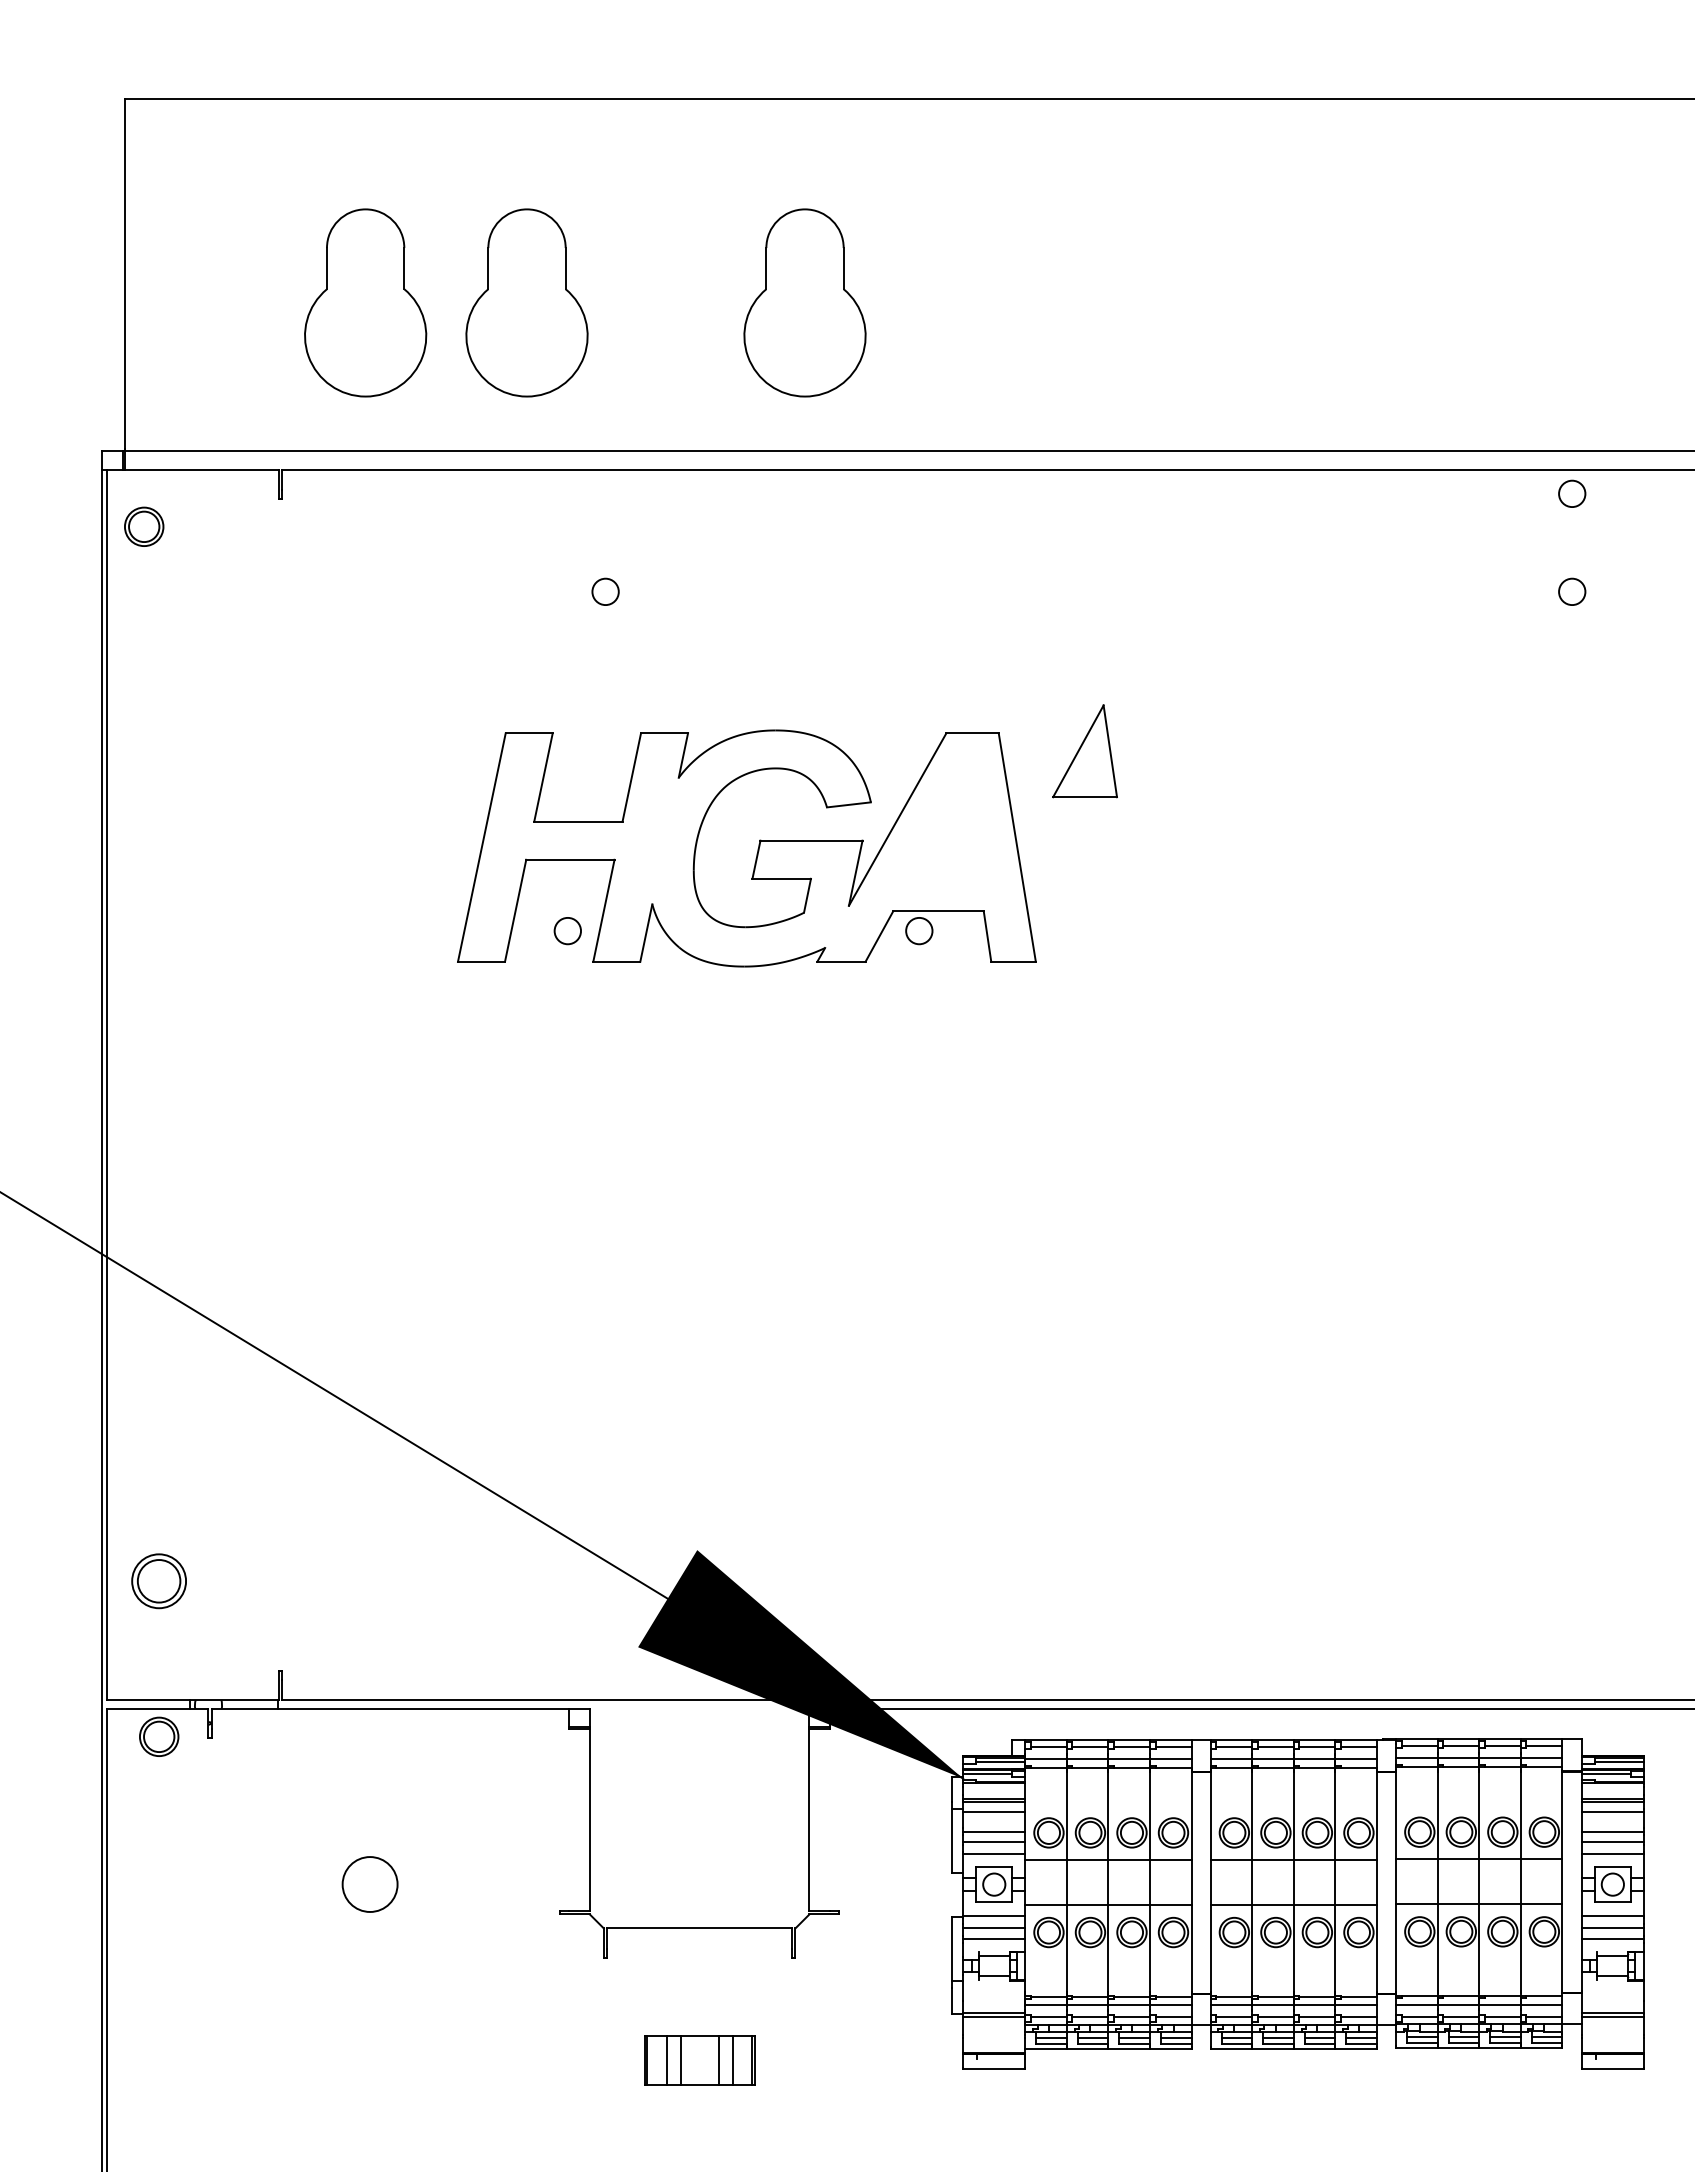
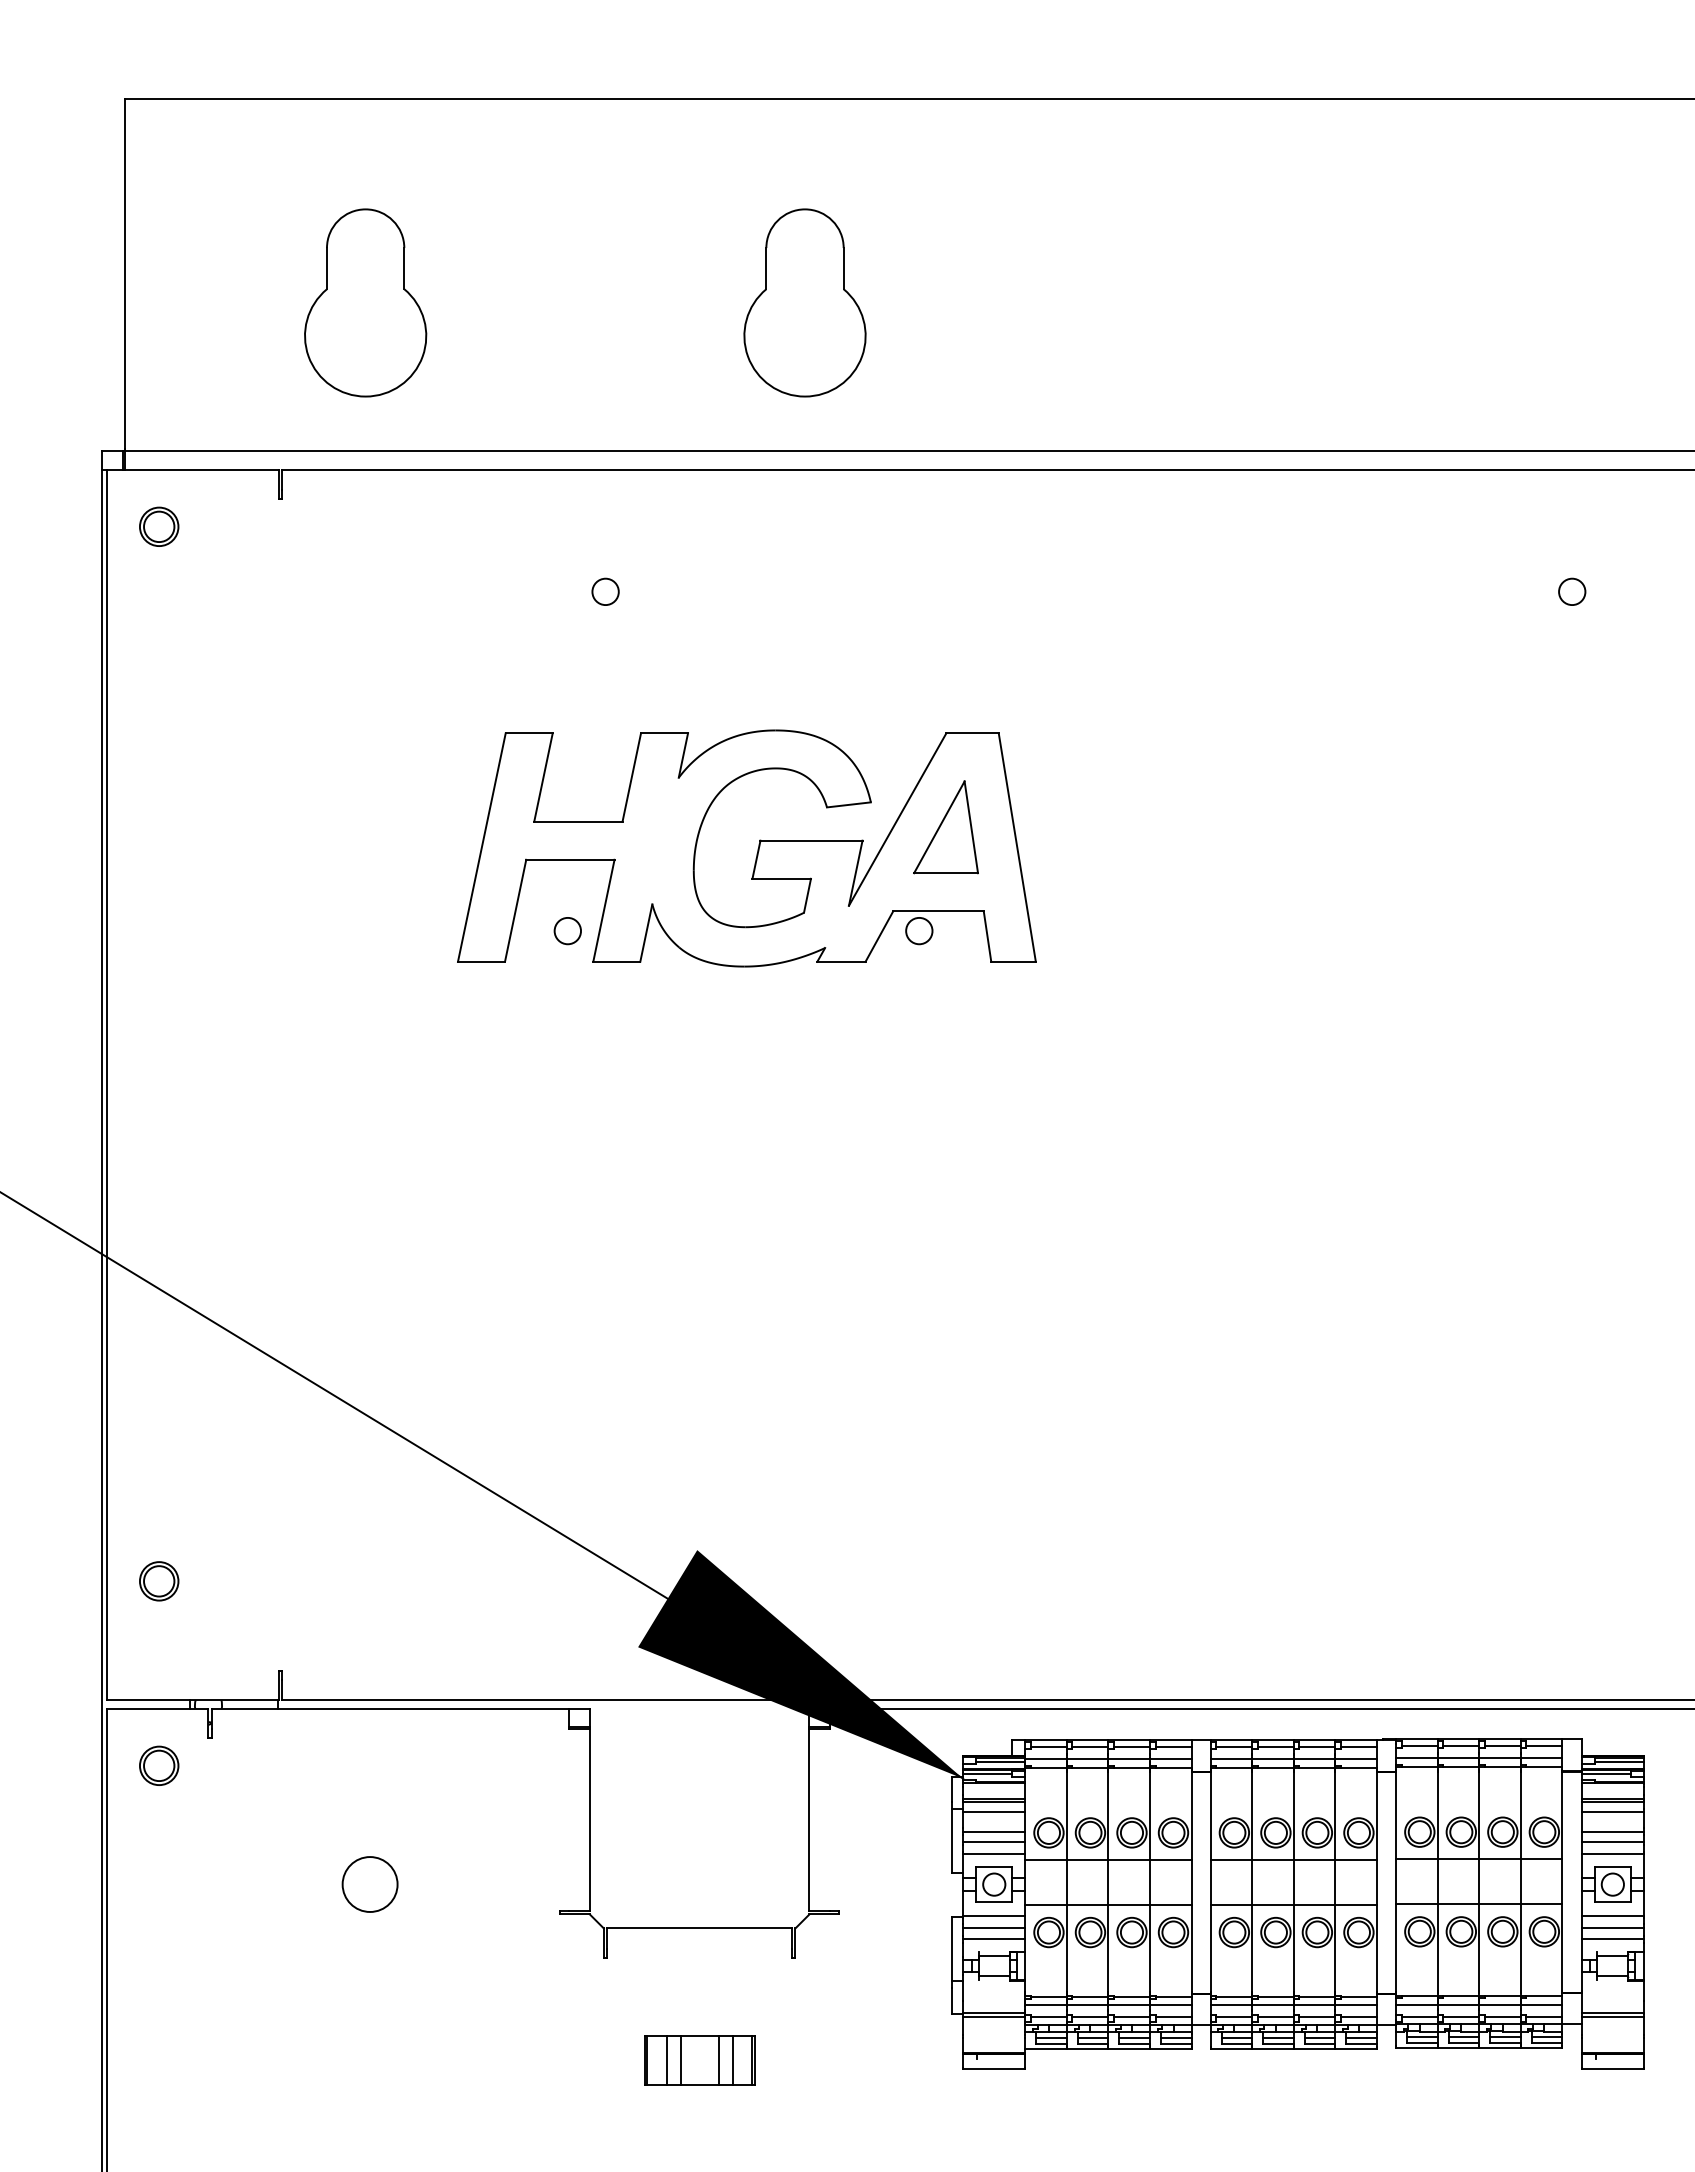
part: present -> none (526, 302)
circle: present -> none (1572, 493)
part position: (144, 526) -> (159, 526) (159, 526)
part position: (1084, 751) -> (945, 827) (945, 827)
part size: 56x57 px -> 41x41 px (159, 1581)
part position: (159, 1736) -> (159, 1765) (159, 1765)
